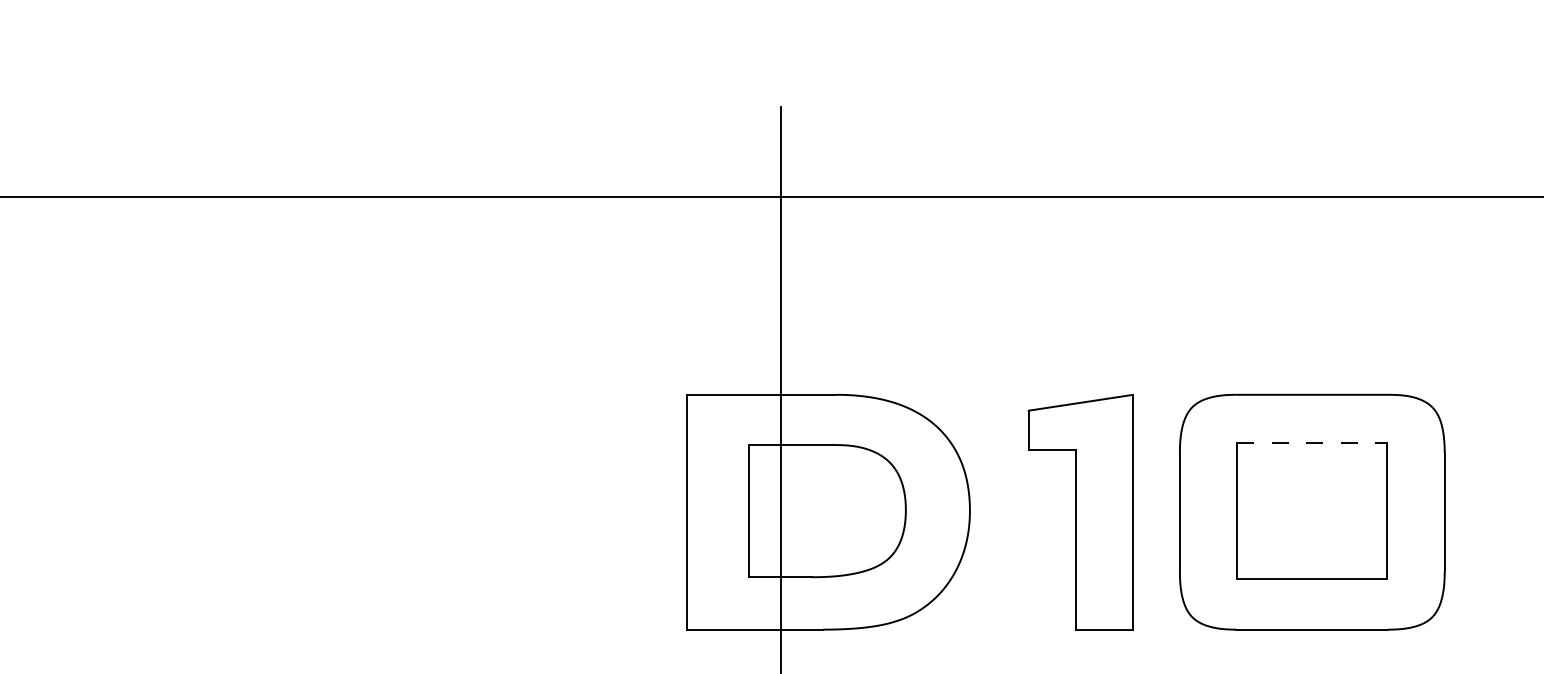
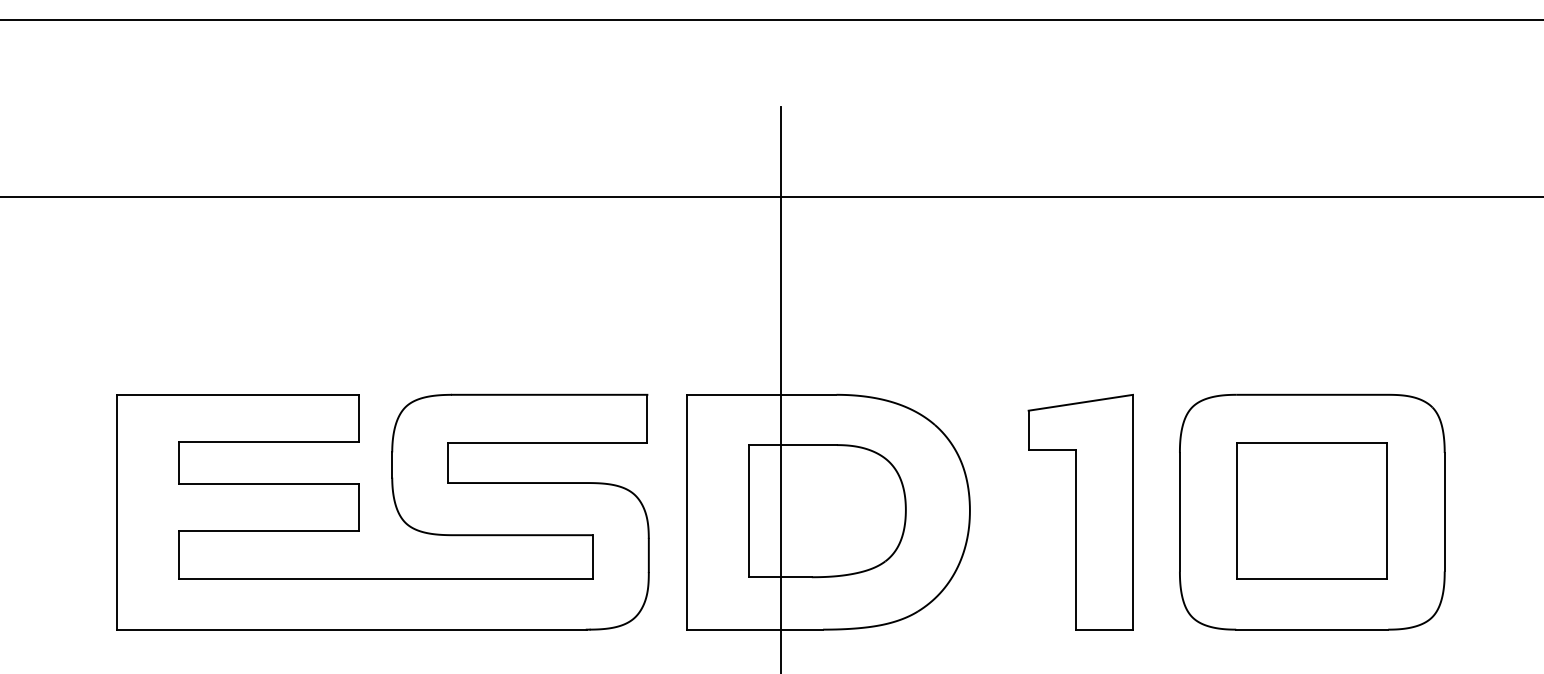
line: none -> present (771, 20)
line: dashed -> solid (1312, 443)
part: none -> present (395, 508)
